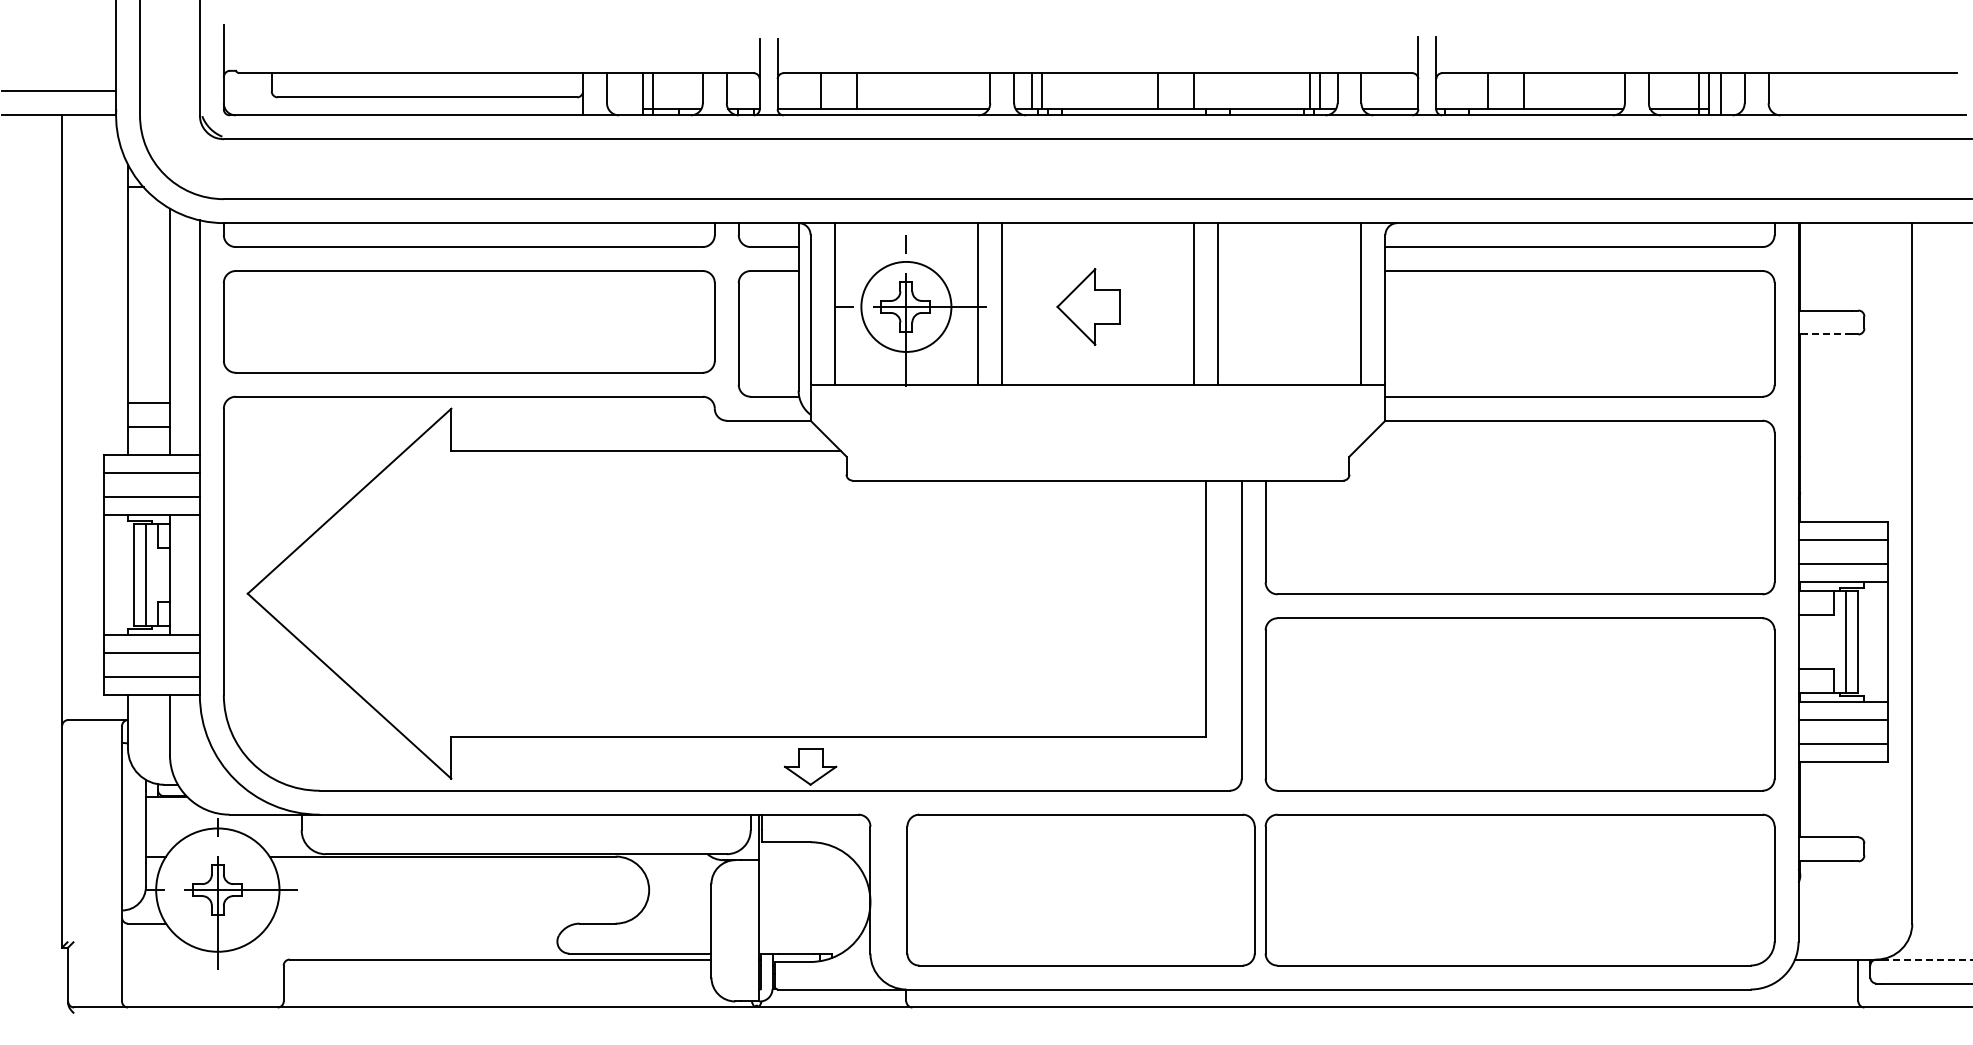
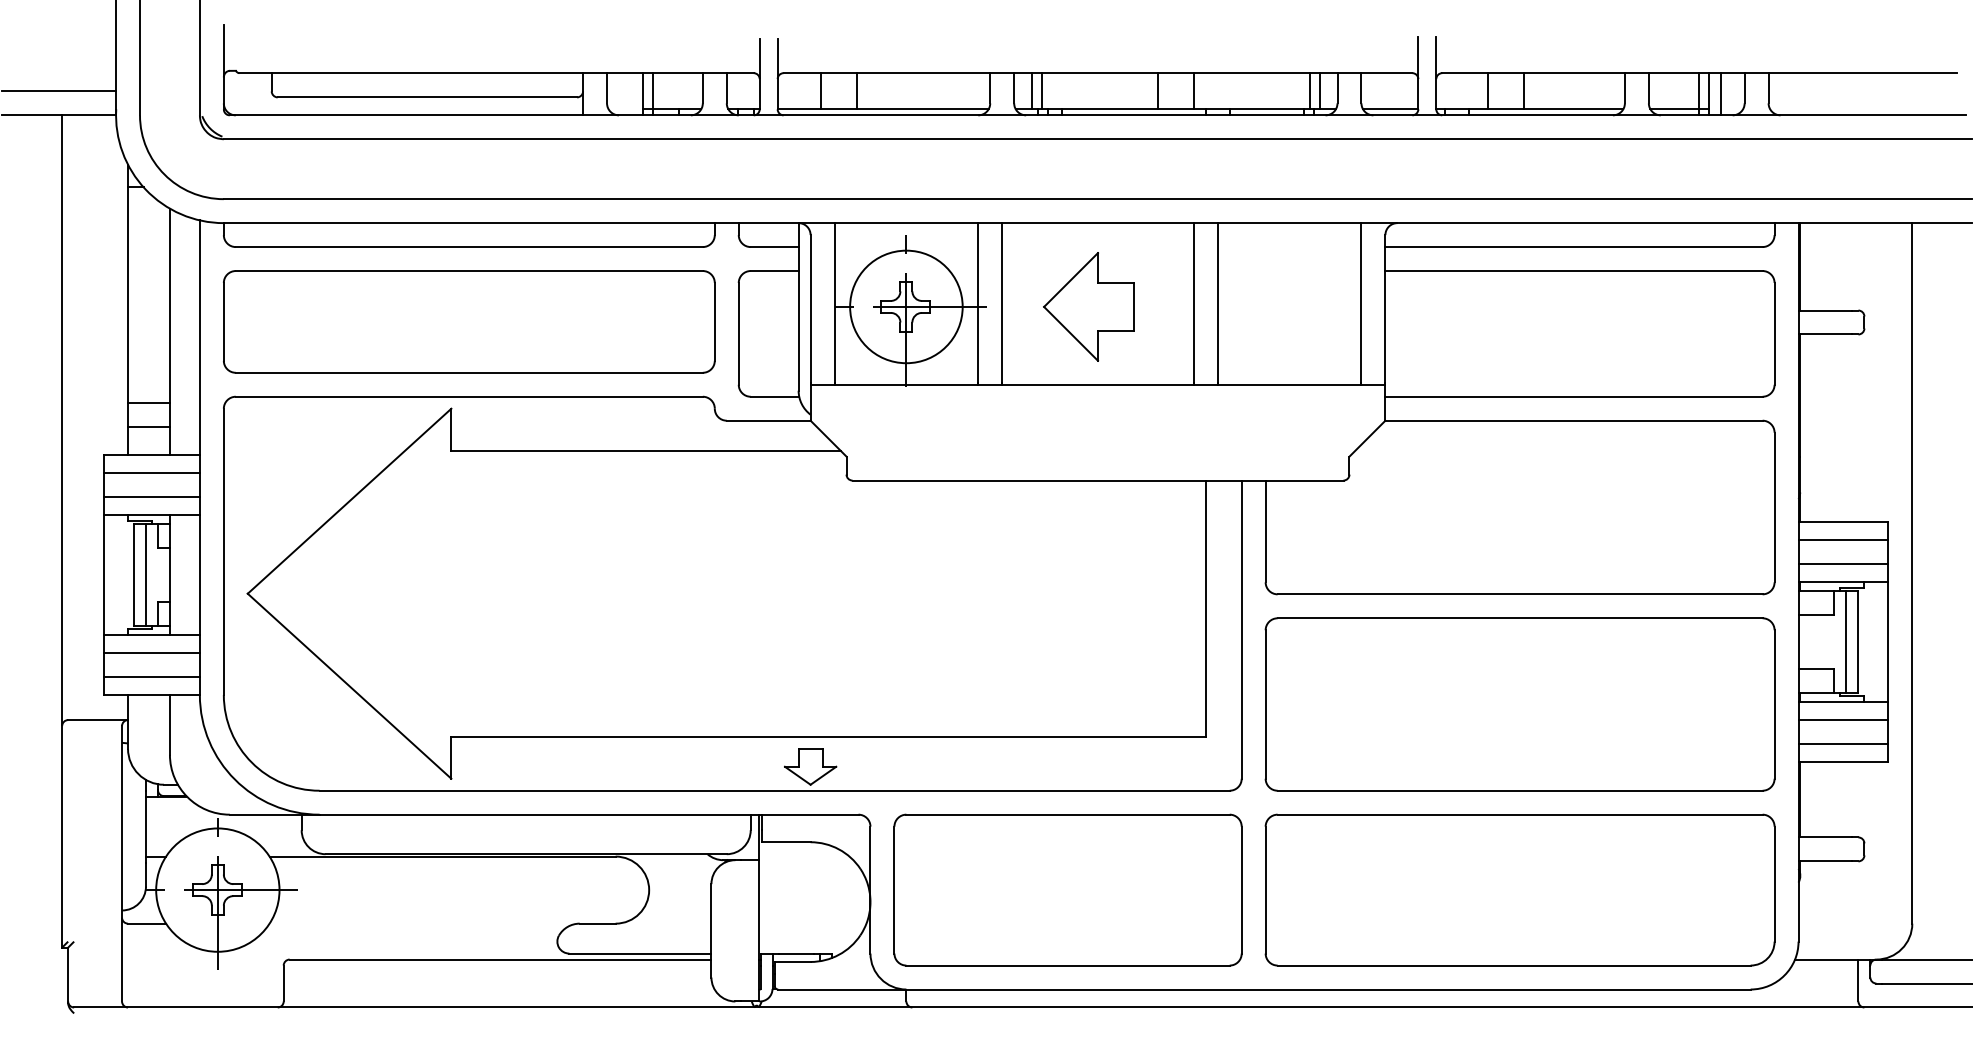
circle diameter: 90 px -> 113 px (906, 306)
part size: 65x78 px -> 92x110 px (1088, 306)
line: dashed -> solid (1825, 334)
part position: (1080, 889) -> (1067, 889) (1067, 889)
line: dashed -> solid (1927, 959)
